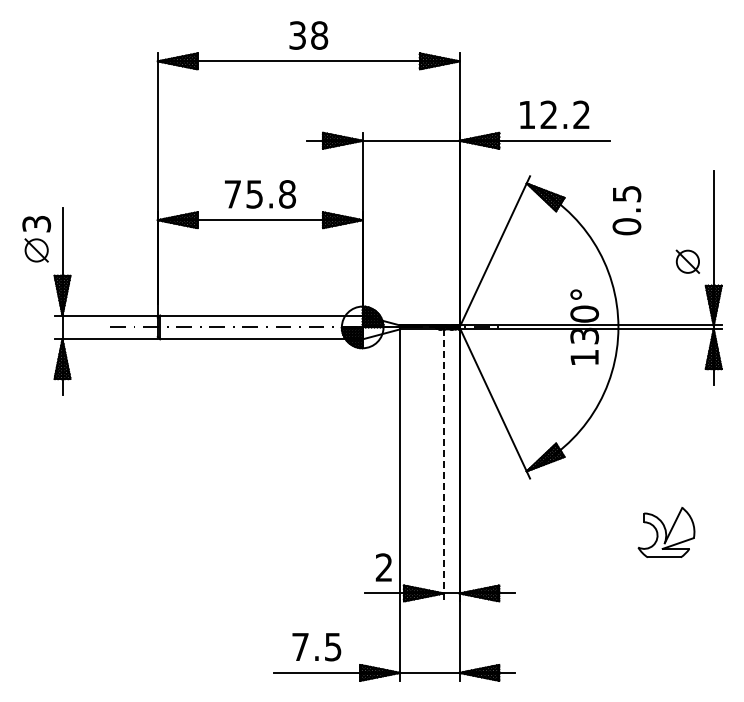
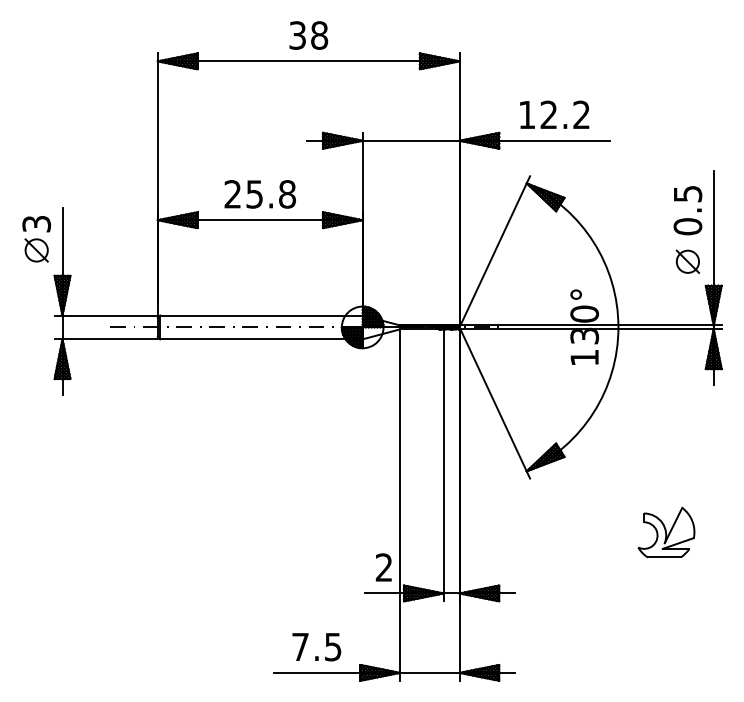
text: 75.8 -> 25.8 (232, 194)
text position: (626, 210) -> (687, 210) (687, 210)
line: dashed -> solid (443, 465)
